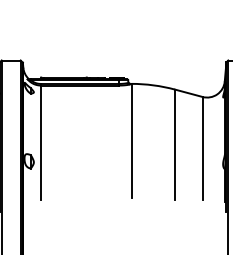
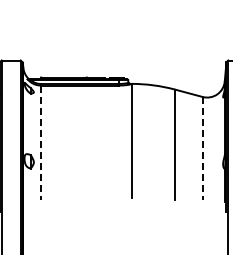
line: solid -> dashed (40, 143)
line: solid -> dashed (202, 148)
